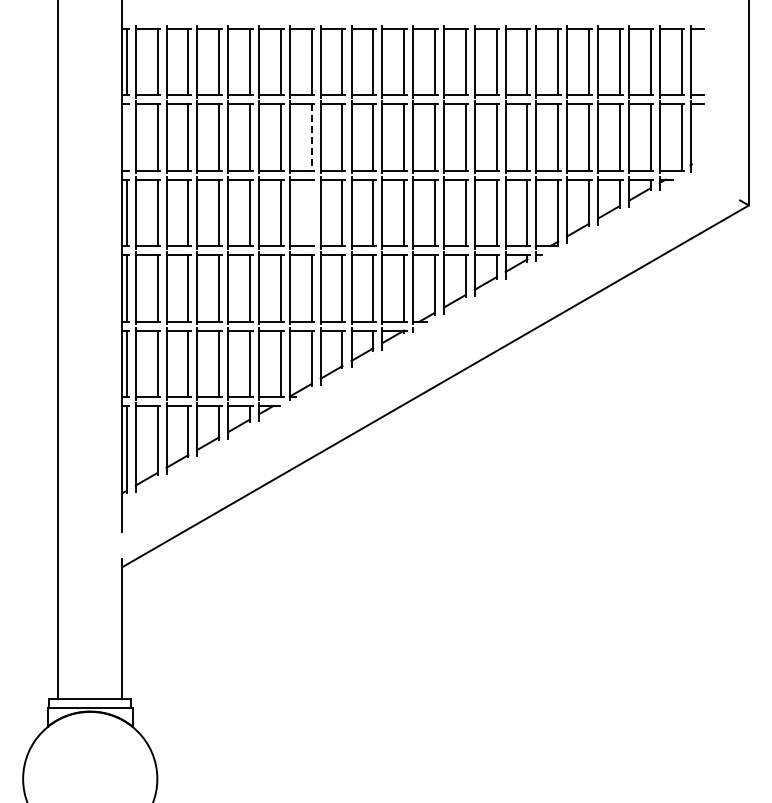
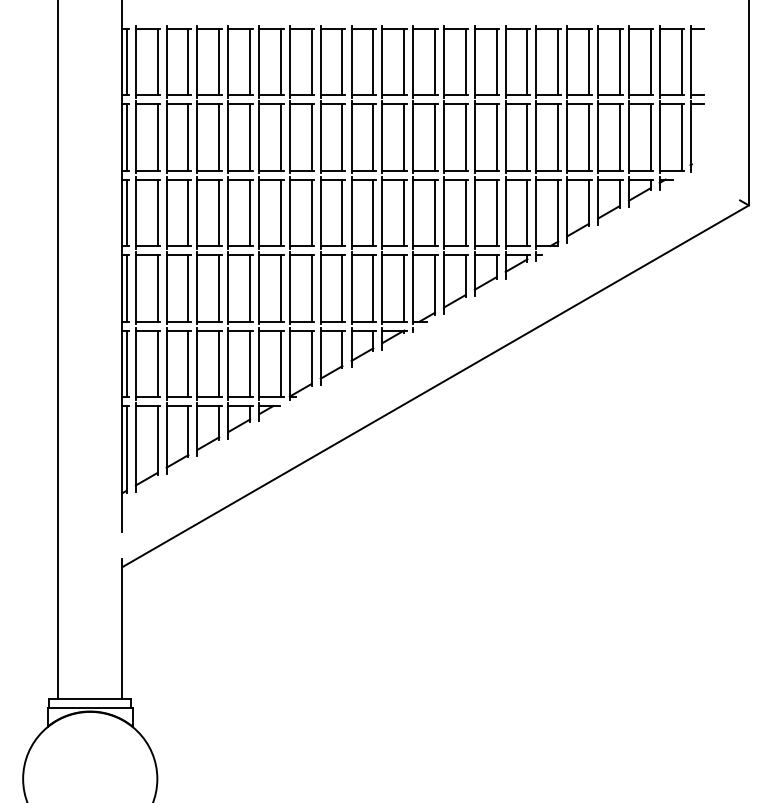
line: none -> present (126, 137)
line: dashed -> solid (311, 137)
line: none -> present (311, 212)
